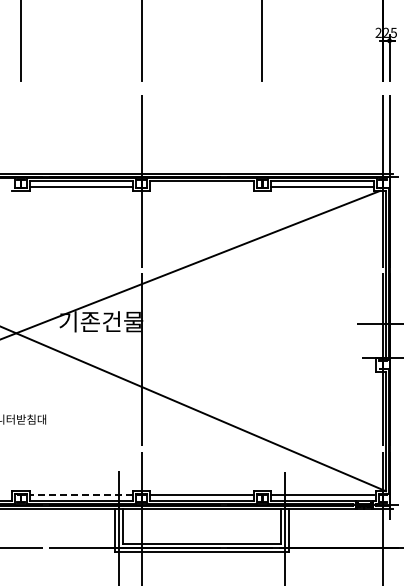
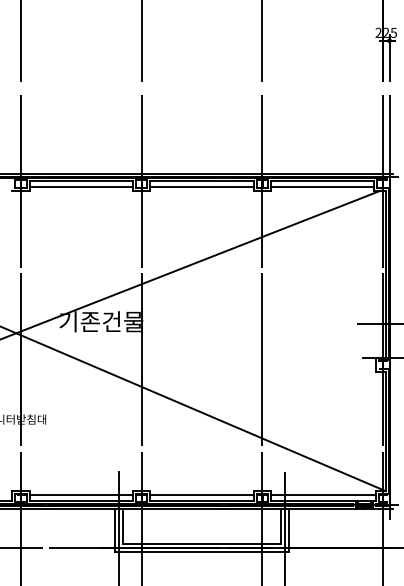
line: none -> present (201, 186)
line: none -> present (20, 338)
line: none -> present (262, 338)
line: dashed -> solid (81, 495)
